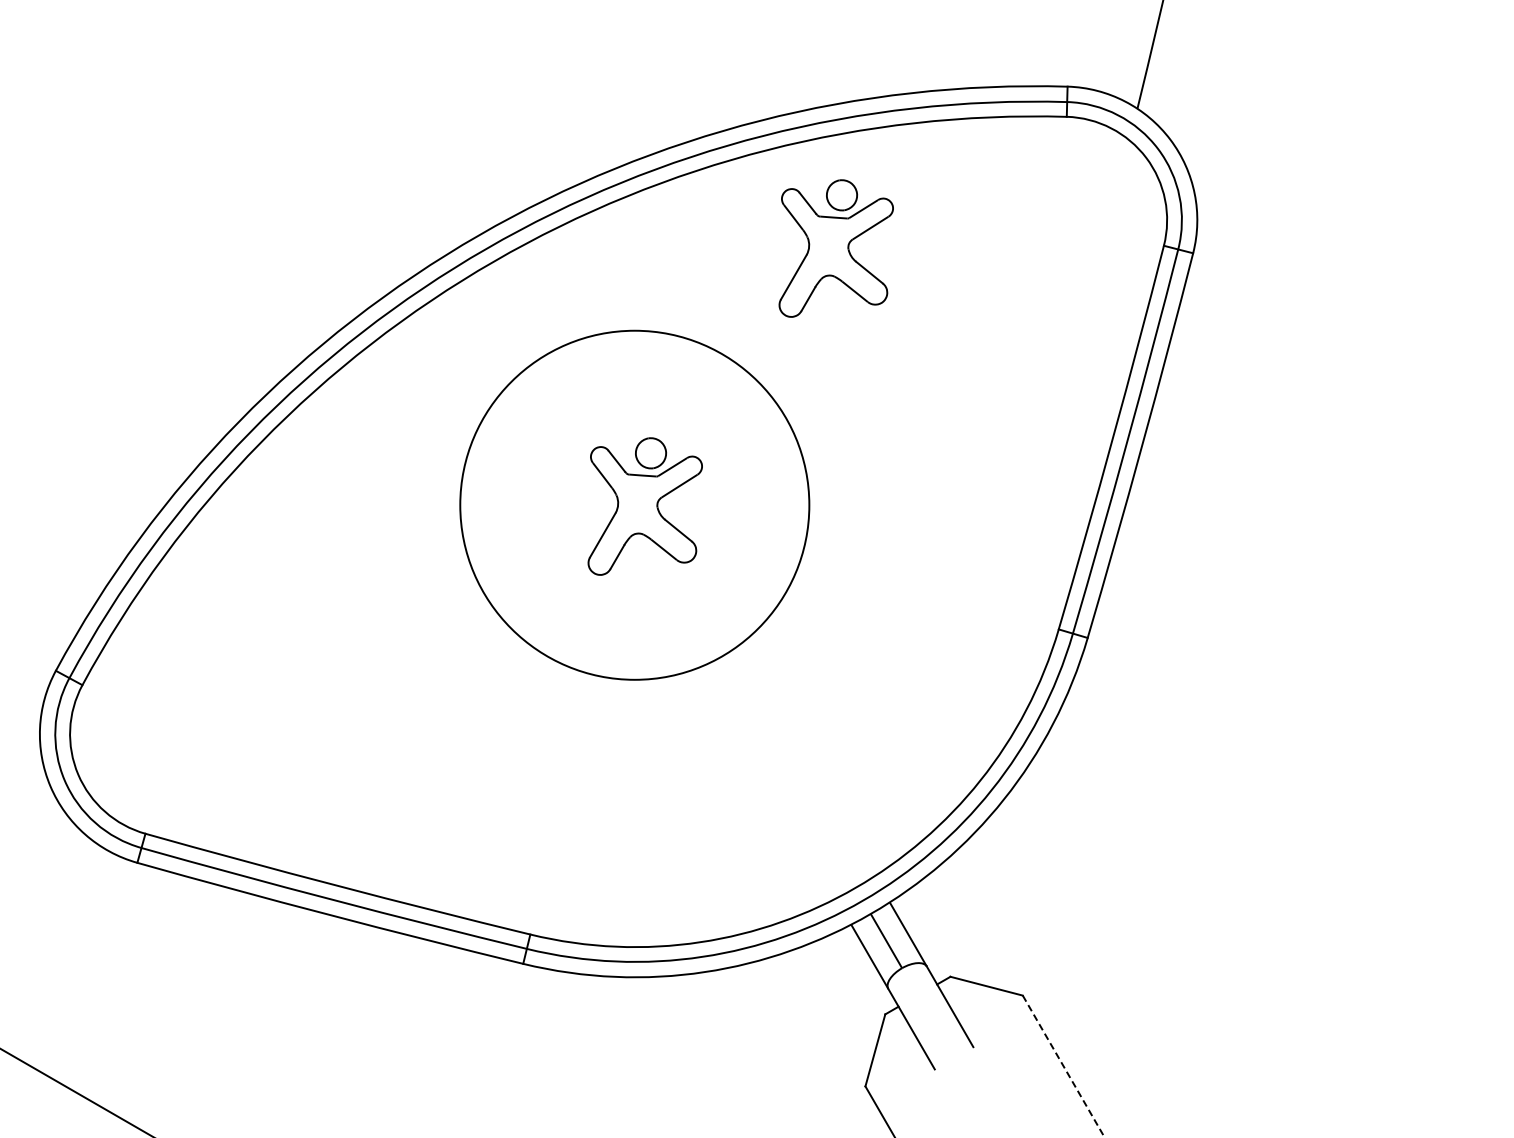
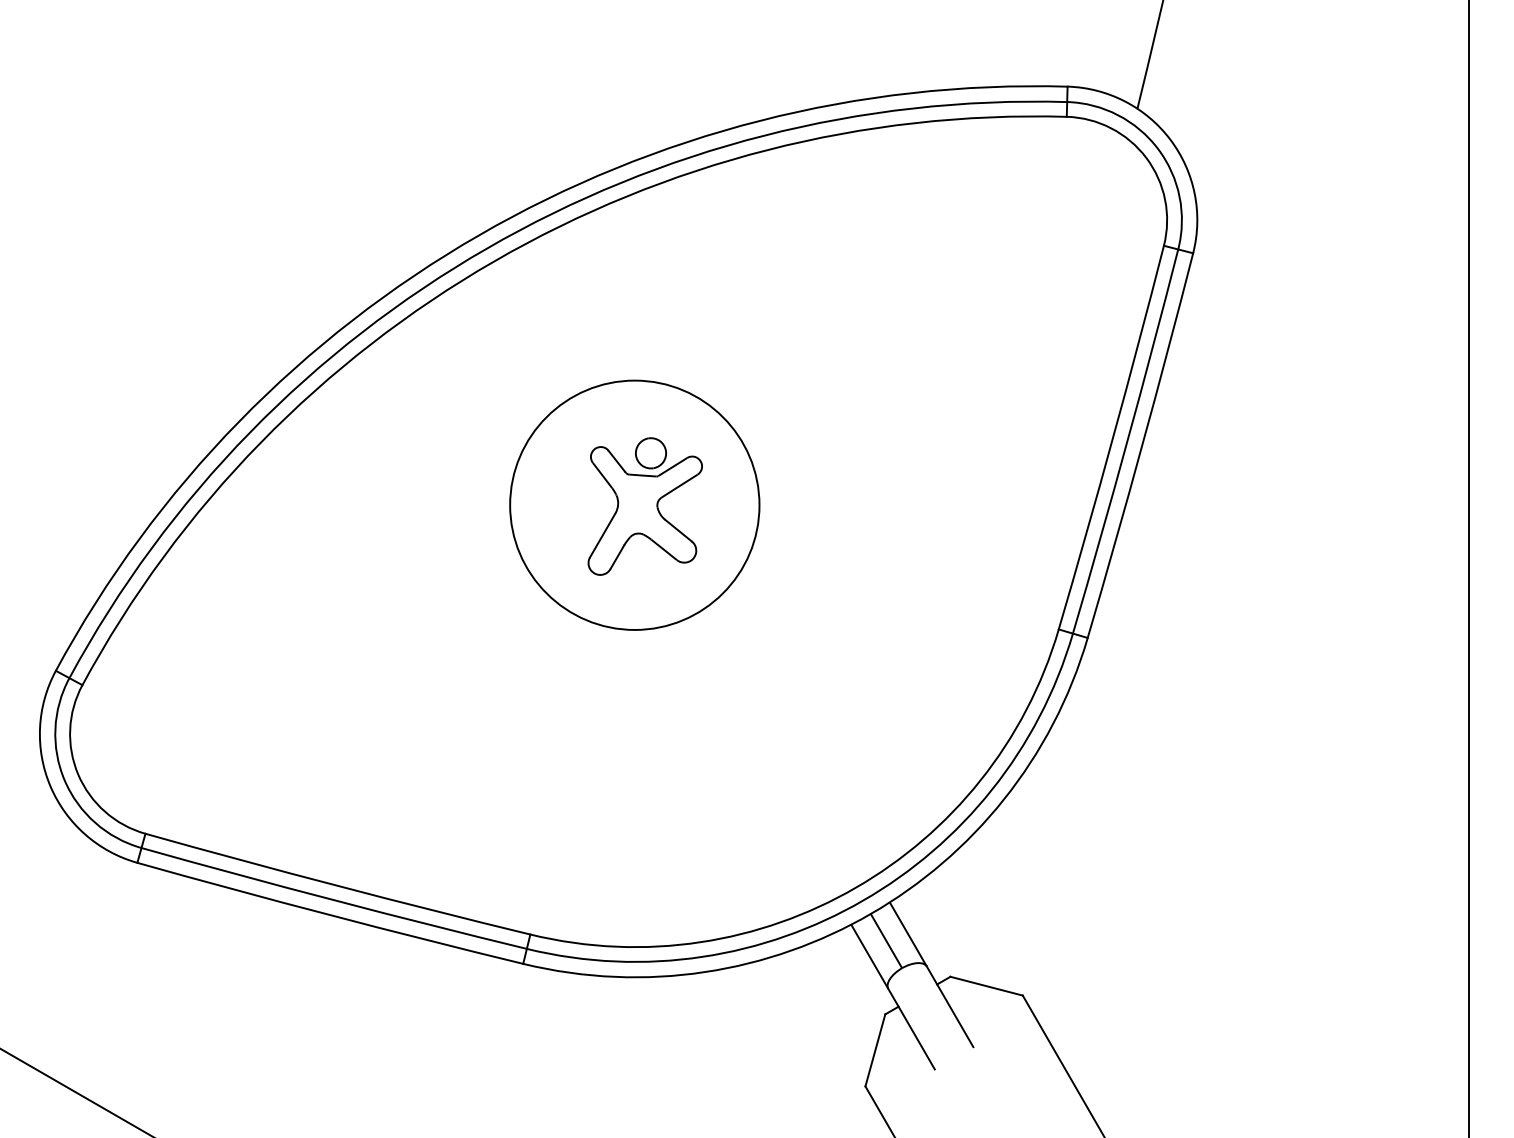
part: present -> none (835, 248)
circle diameter: 349 px -> 249 px (634, 504)
line: none -> present (1468, 568)
line: dashed -> solid (1063, 1066)
